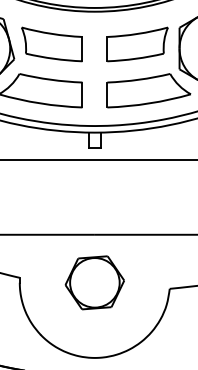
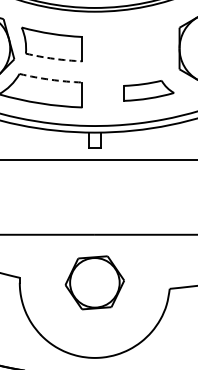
part: present -> none (137, 44)
arc: solid -> dashed (53, 58)
arc: solid -> dashed (50, 79)
part size: 86x36 px -> 52x22 px (148, 90)
